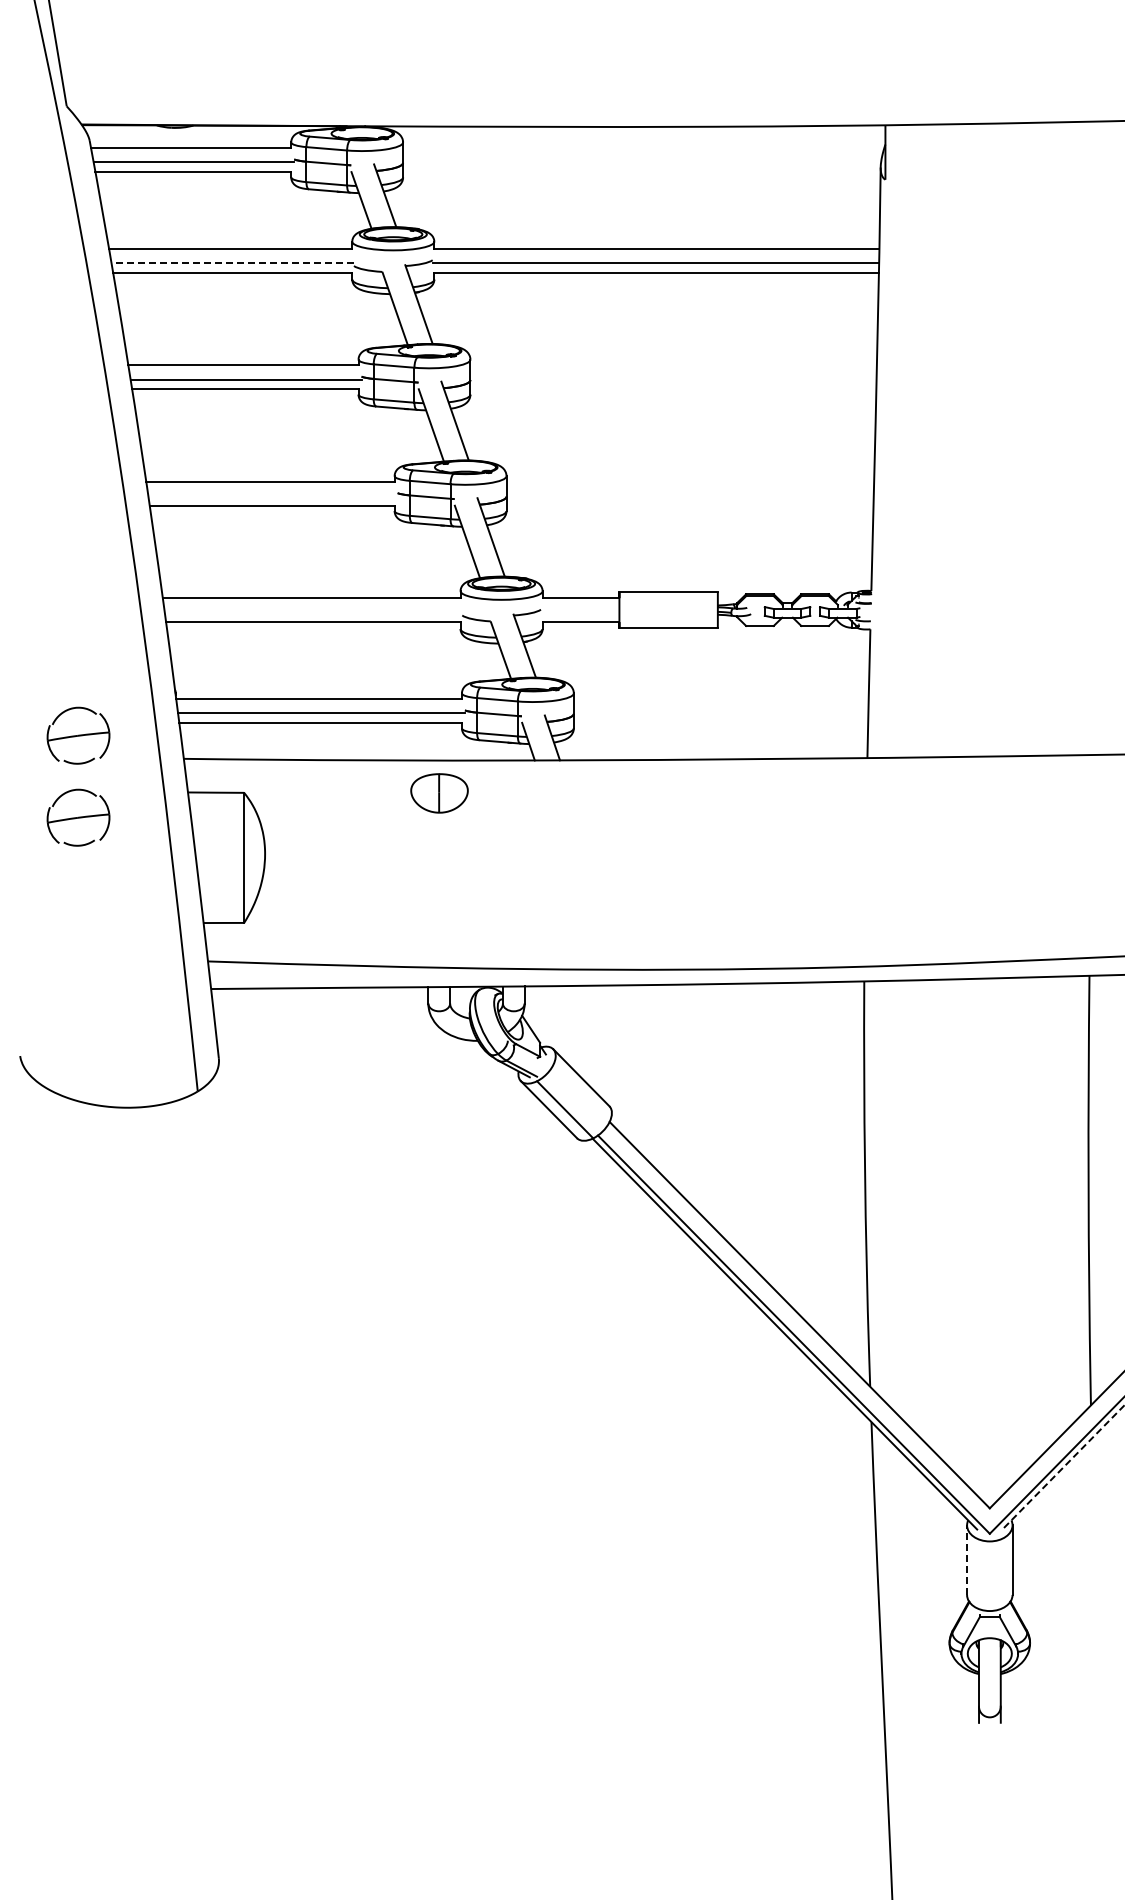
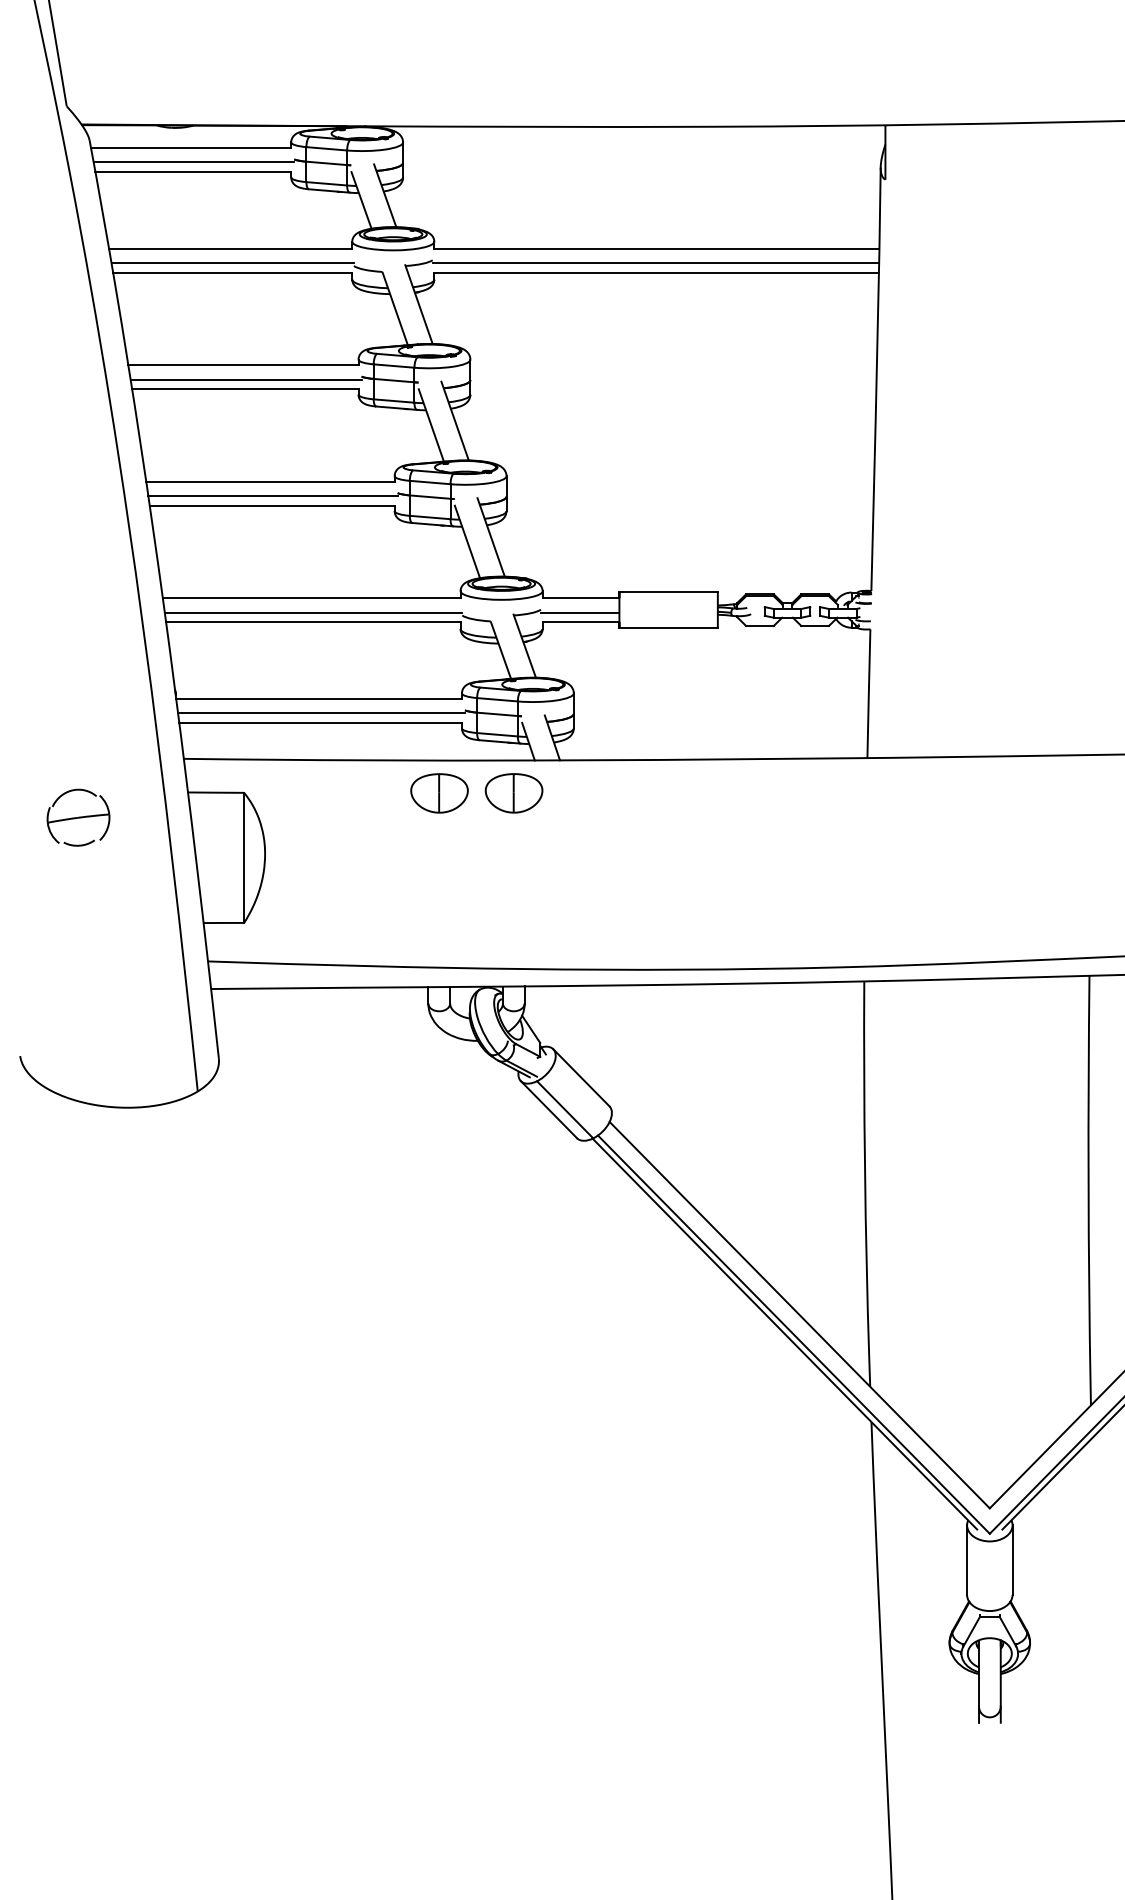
line: dashed -> solid (232, 263)
line: none -> present (272, 496)
line: none -> present (313, 612)
line: none -> present (579, 612)
part: present -> none (78, 735)
part: none -> present (513, 793)
line: dashed -> solid (1063, 1467)
line: dashed -> solid (967, 1560)
